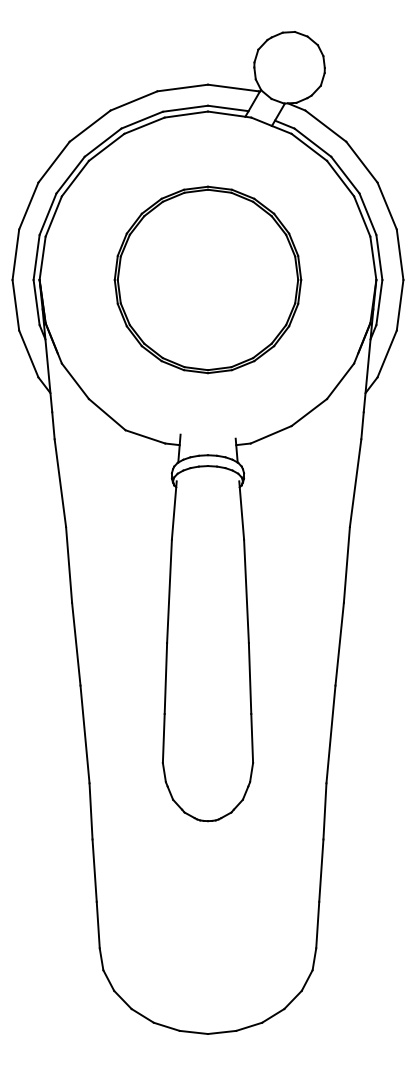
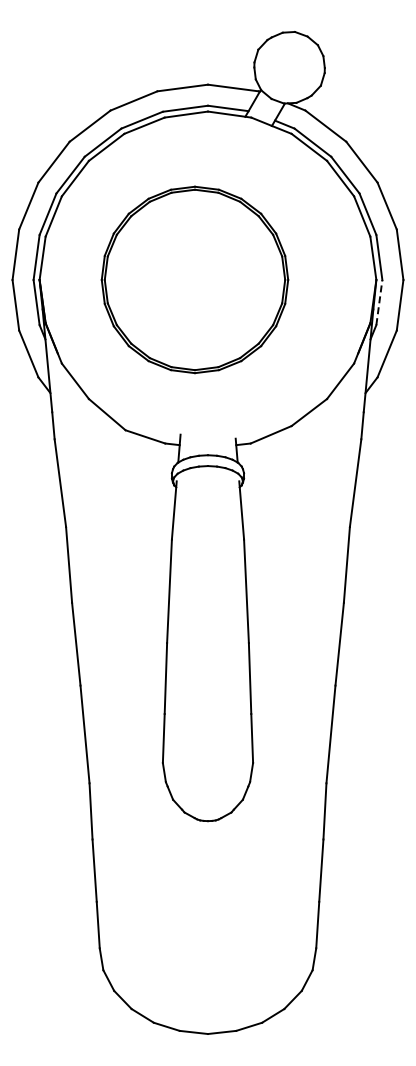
part position: (207, 279) -> (194, 279) (194, 279)
line: solid -> dashed (379, 302)
